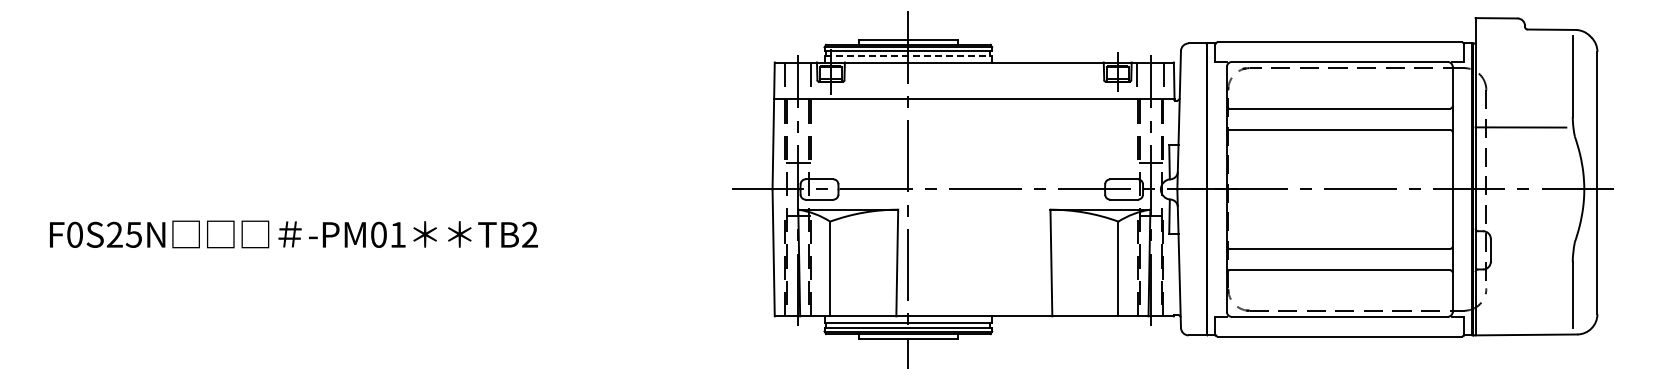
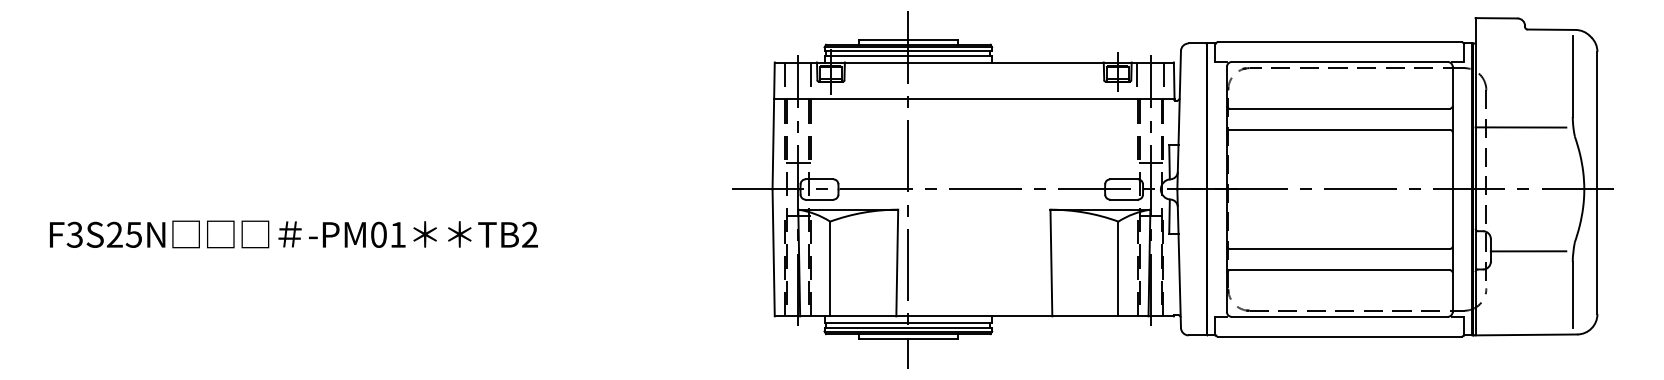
line: dashed -> solid (908, 56)
text: F0S25N -> F3S25N (74, 234)
line: none -> present (1528, 251)
